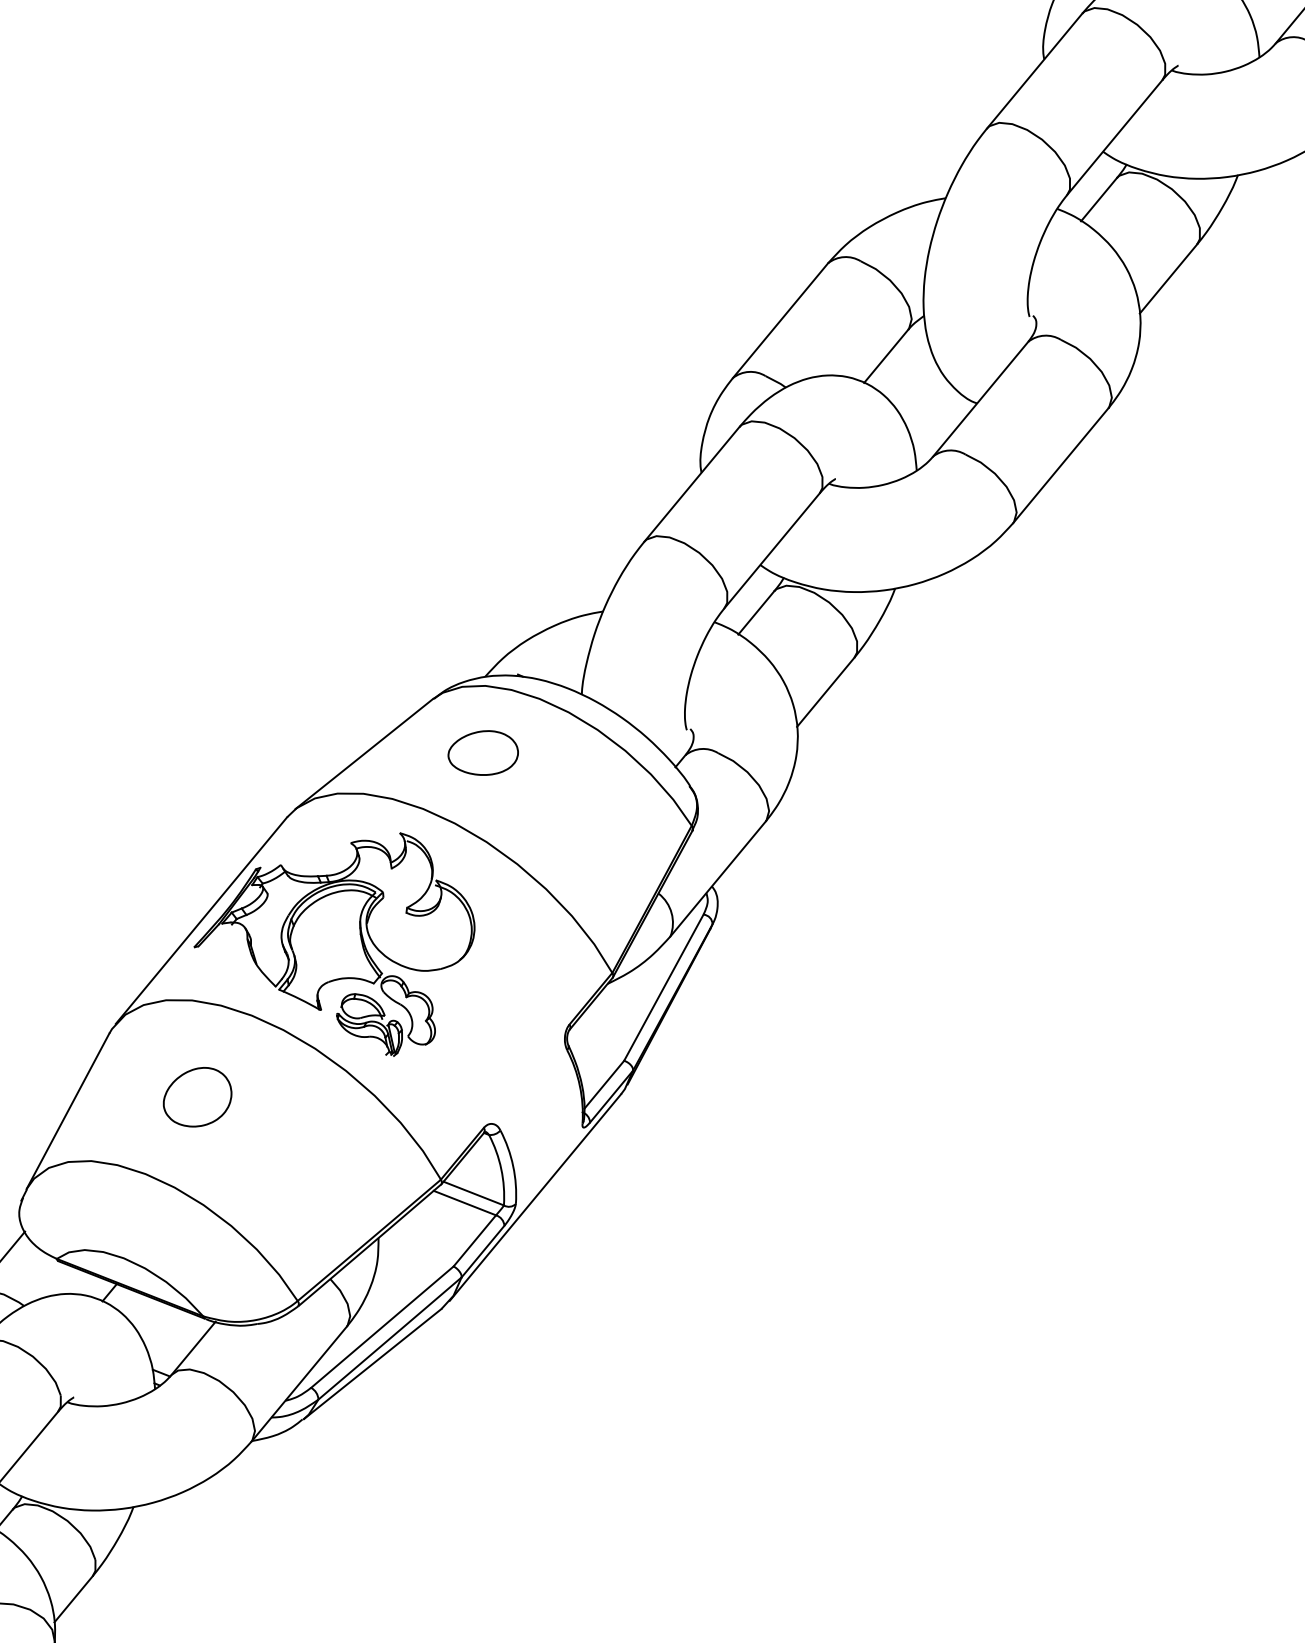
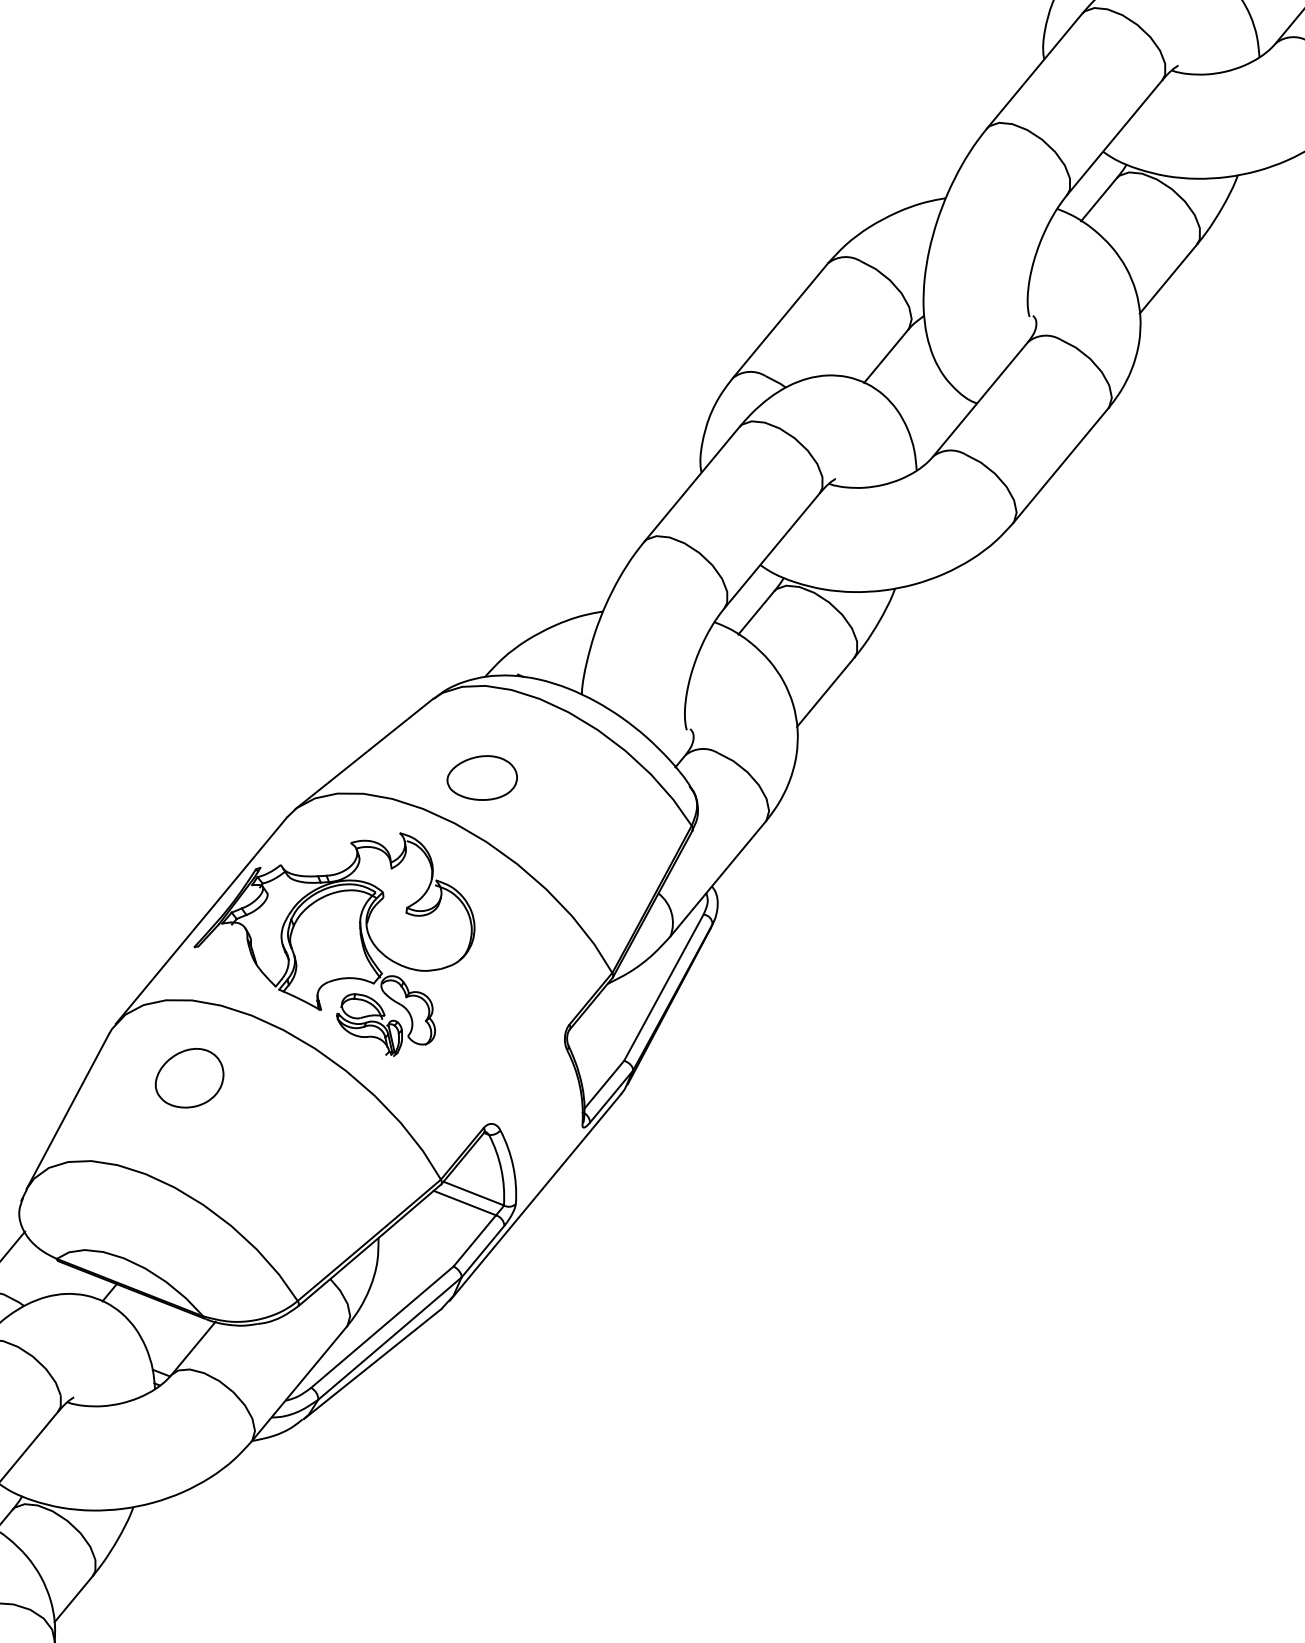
part position: (482, 752) -> (481, 777) (481, 777)
part position: (197, 1097) -> (189, 1078) (189, 1078)
